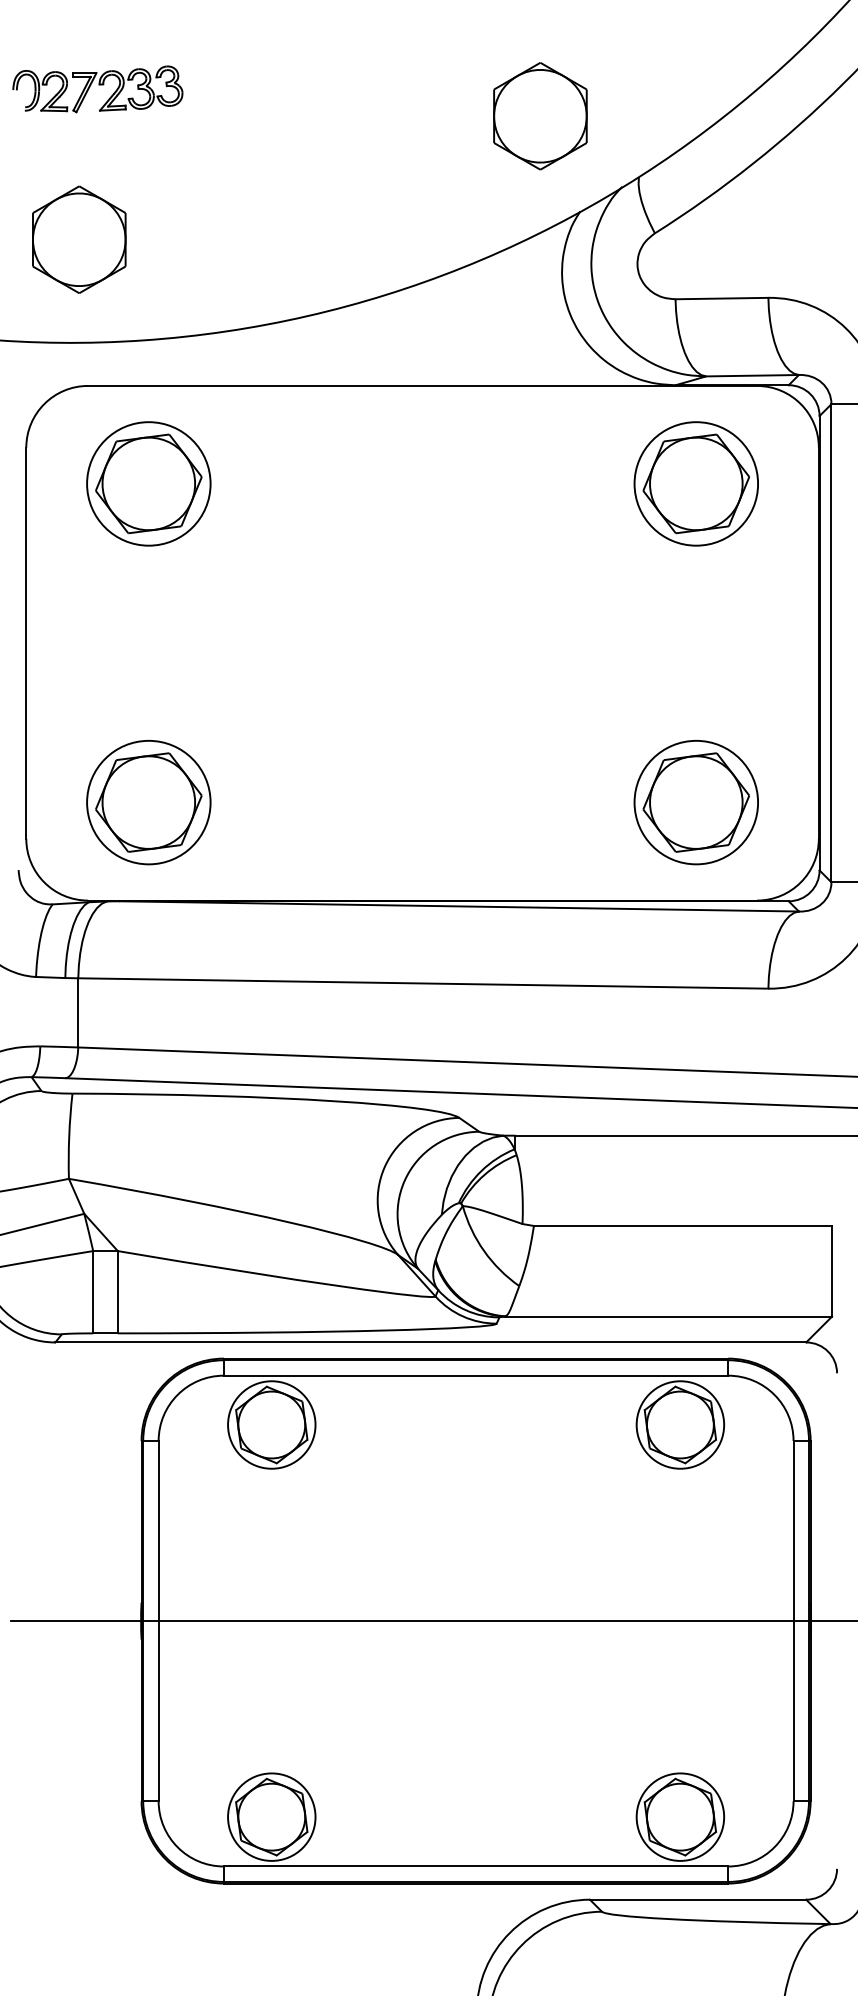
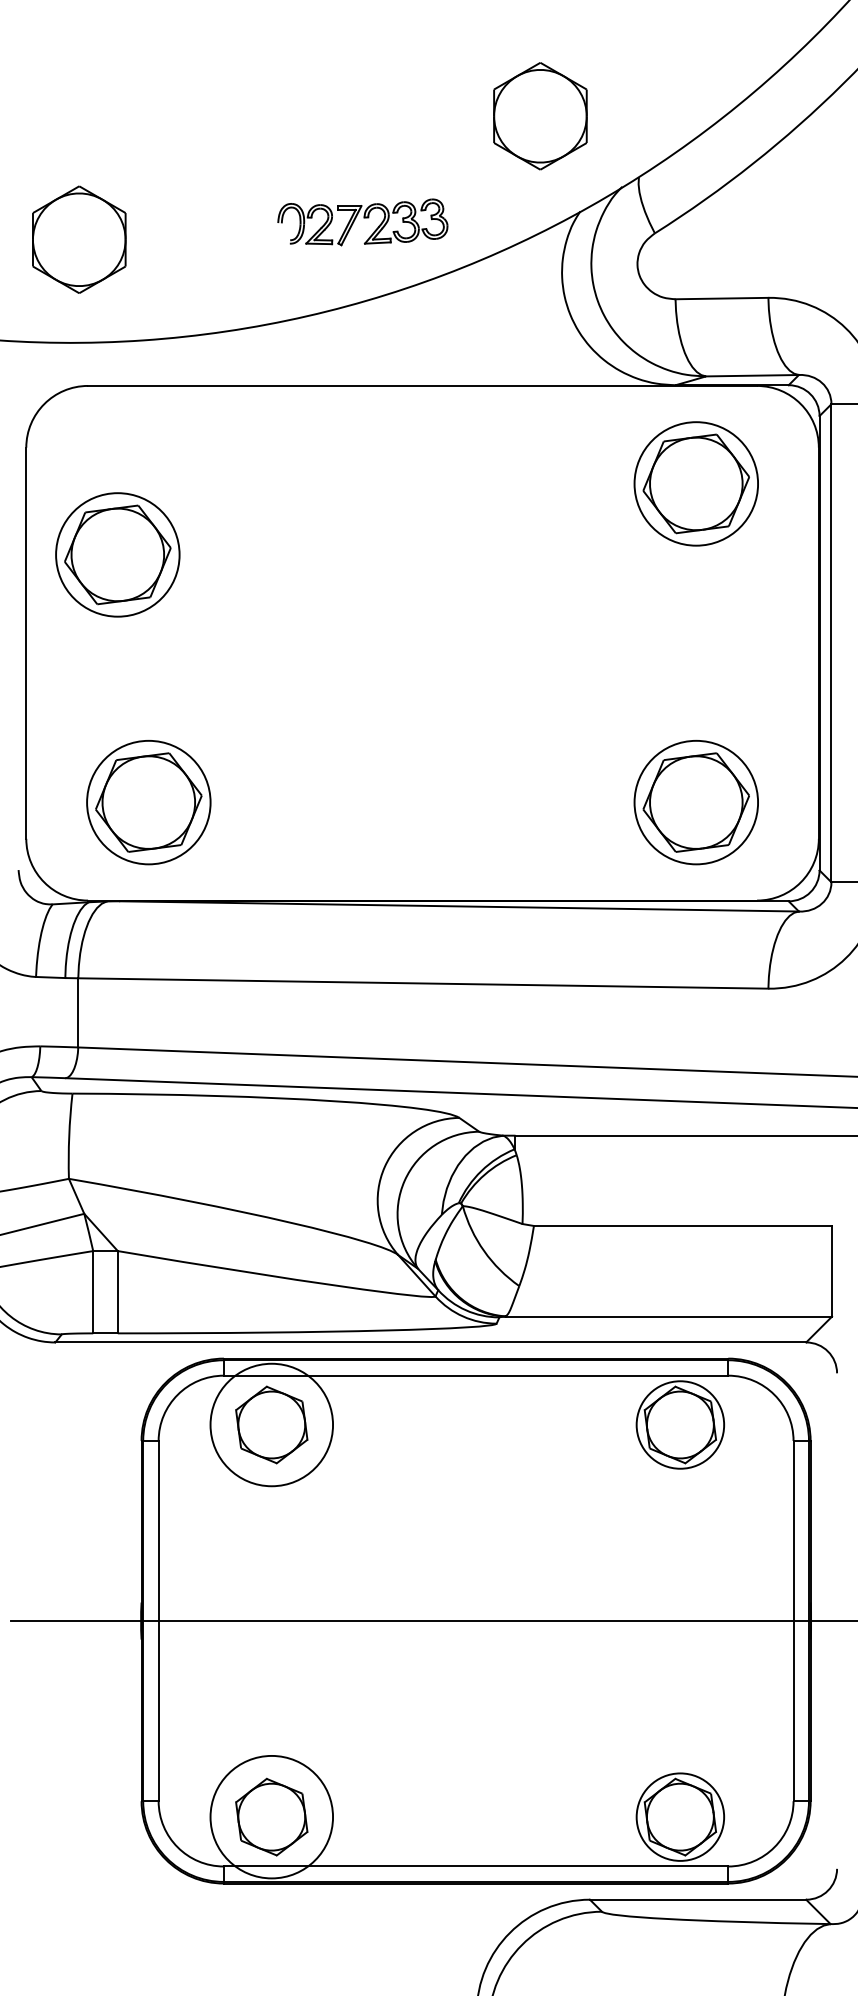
part position: (97, 89) -> (362, 222) (362, 222)
part position: (148, 483) -> (117, 554) (117, 554)
circle diameter: 87 px -> 122 px (271, 1424)
circle diameter: 87 px -> 122 px (271, 1816)
